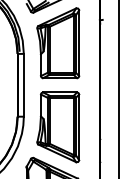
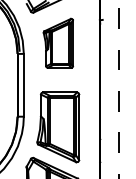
part size: 45x73 px -> 33x52 px (58, 42)
line: solid -> dashed (118, 89)
